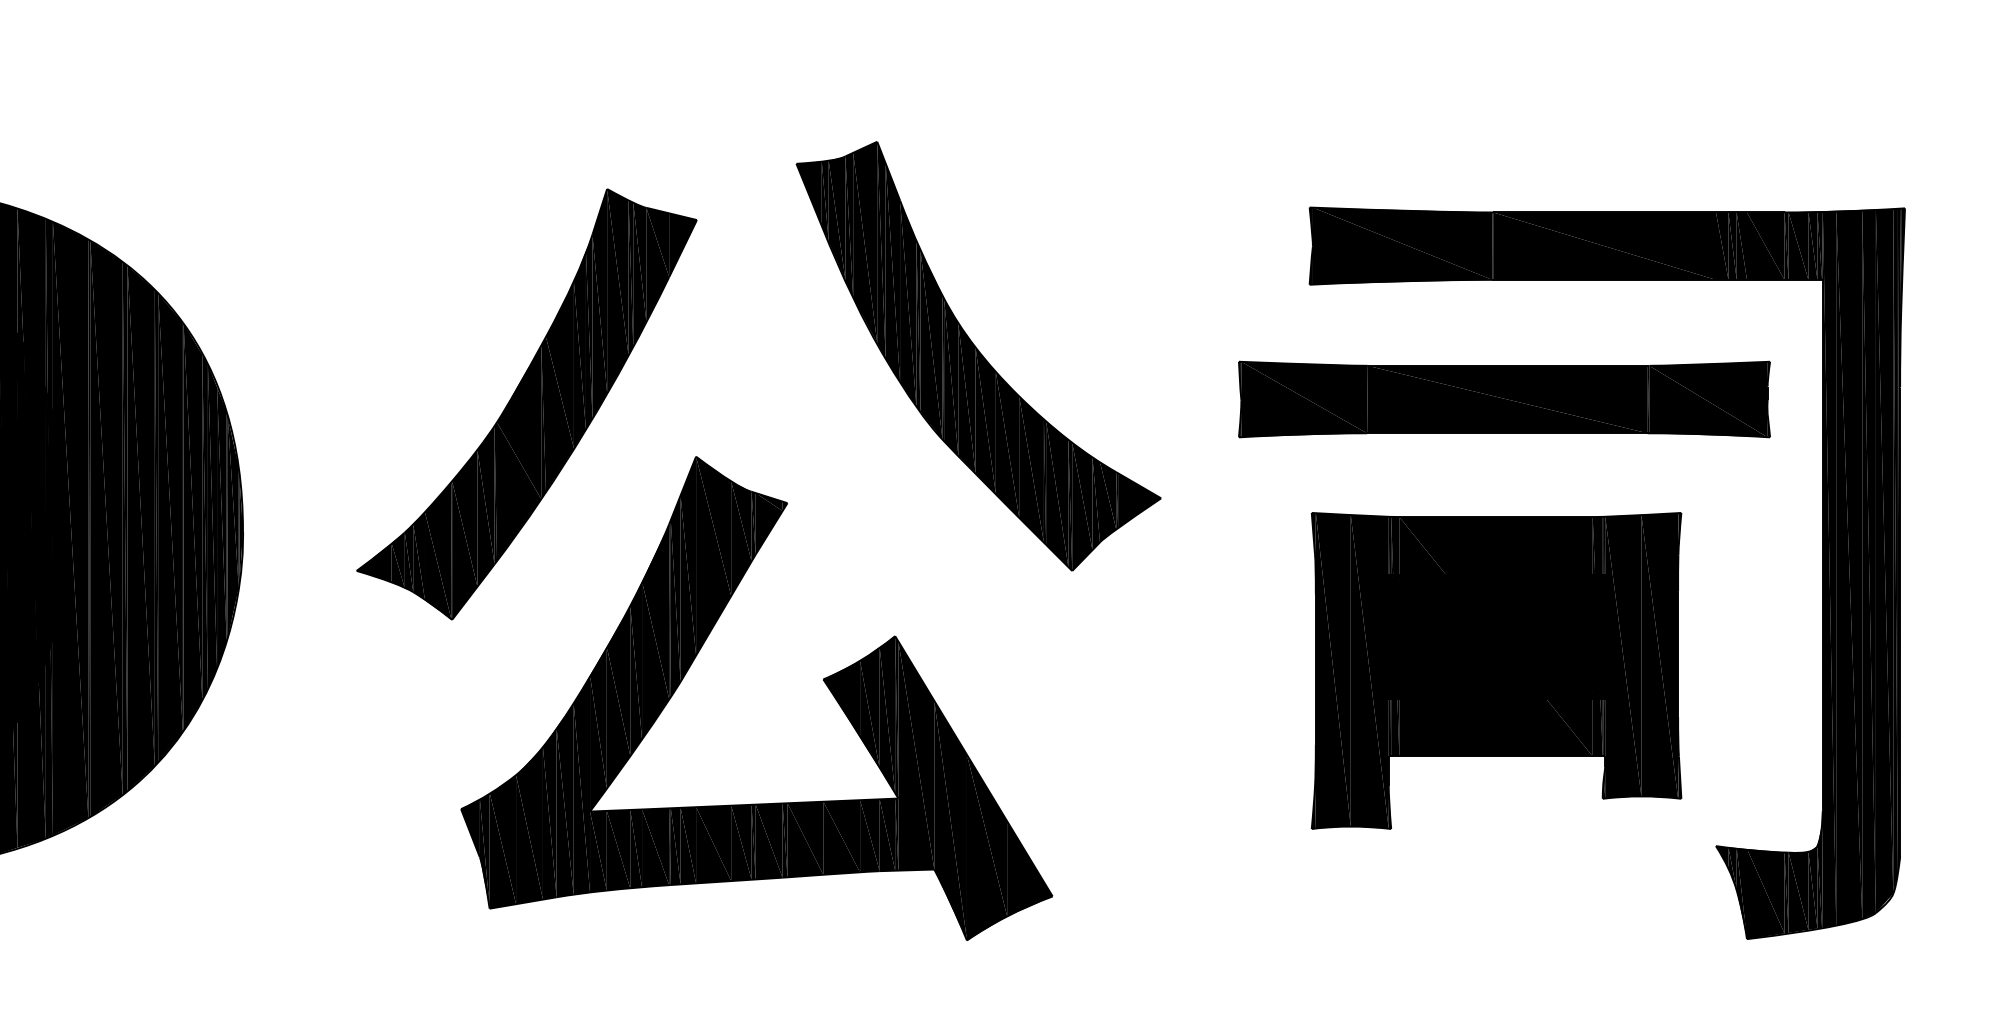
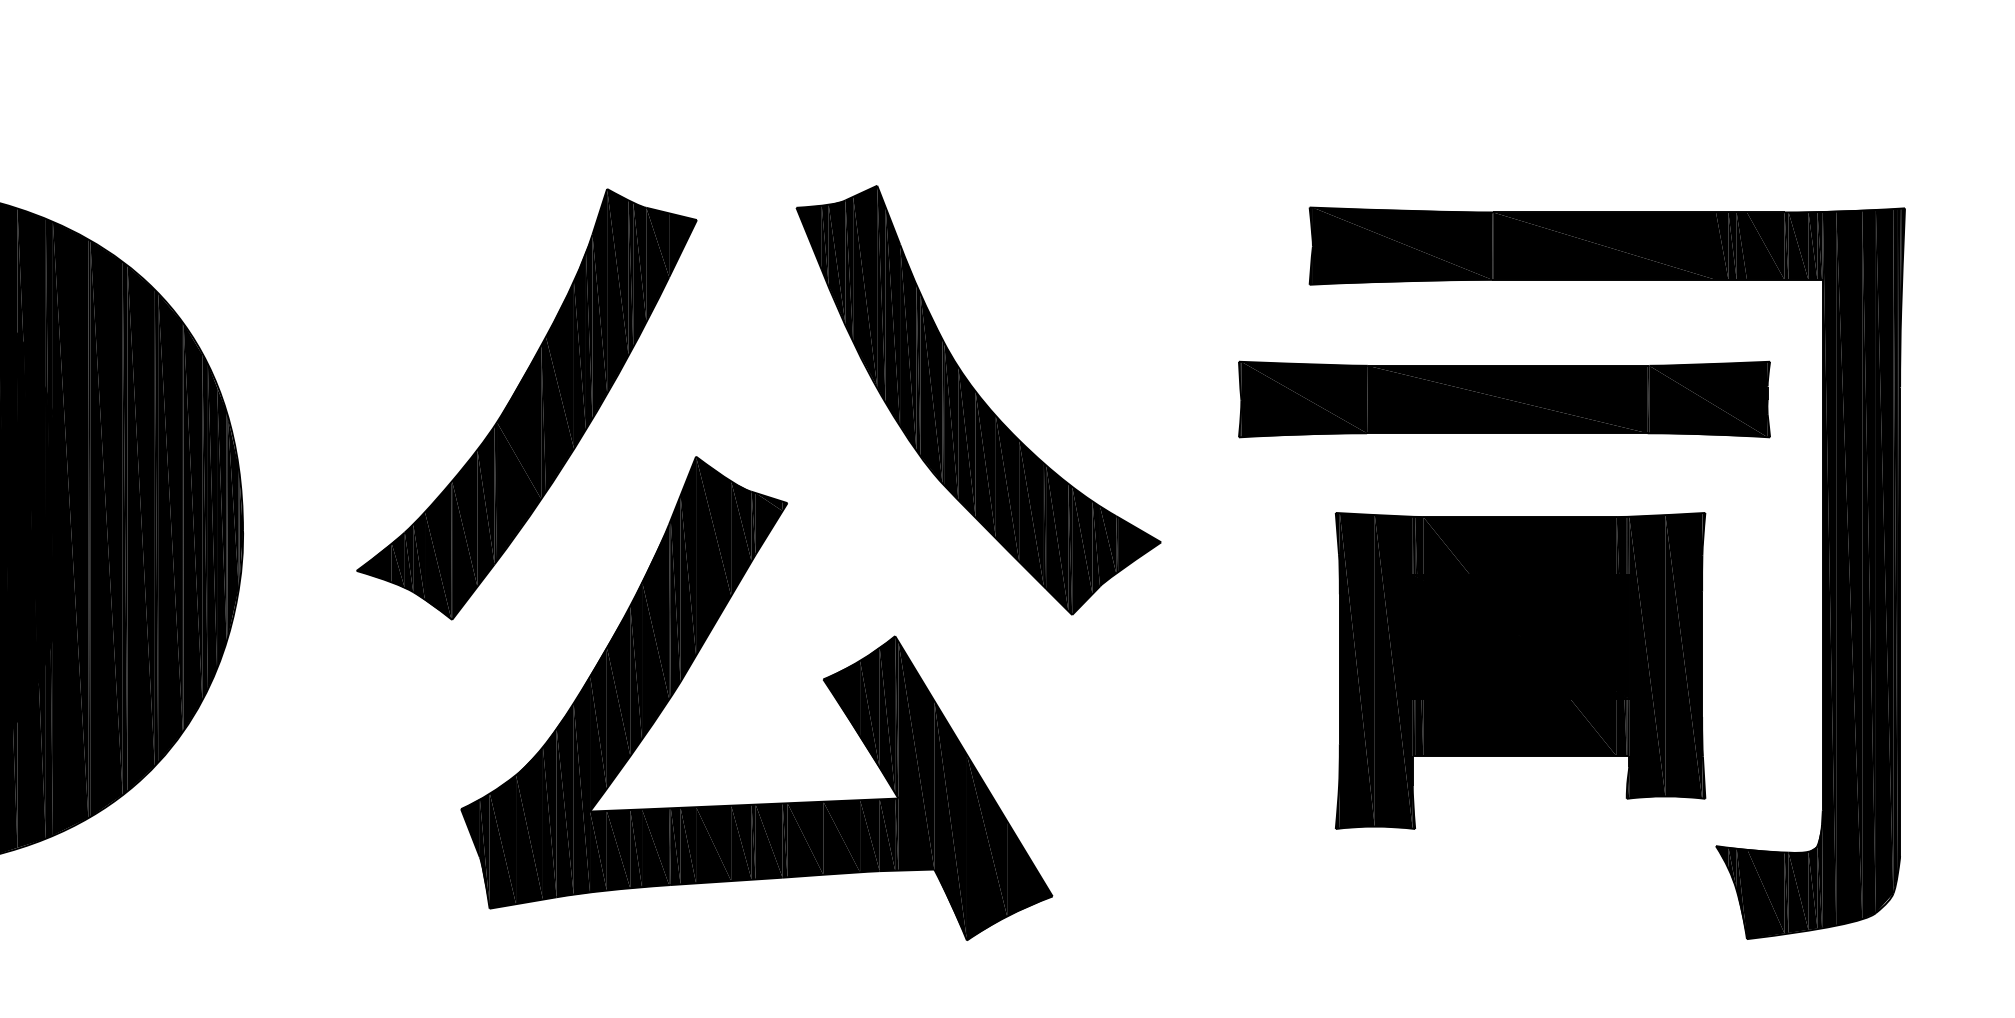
part position: (978, 356) -> (978, 400) (978, 400)
part position: (1496, 670) -> (1520, 670) (1520, 670)
